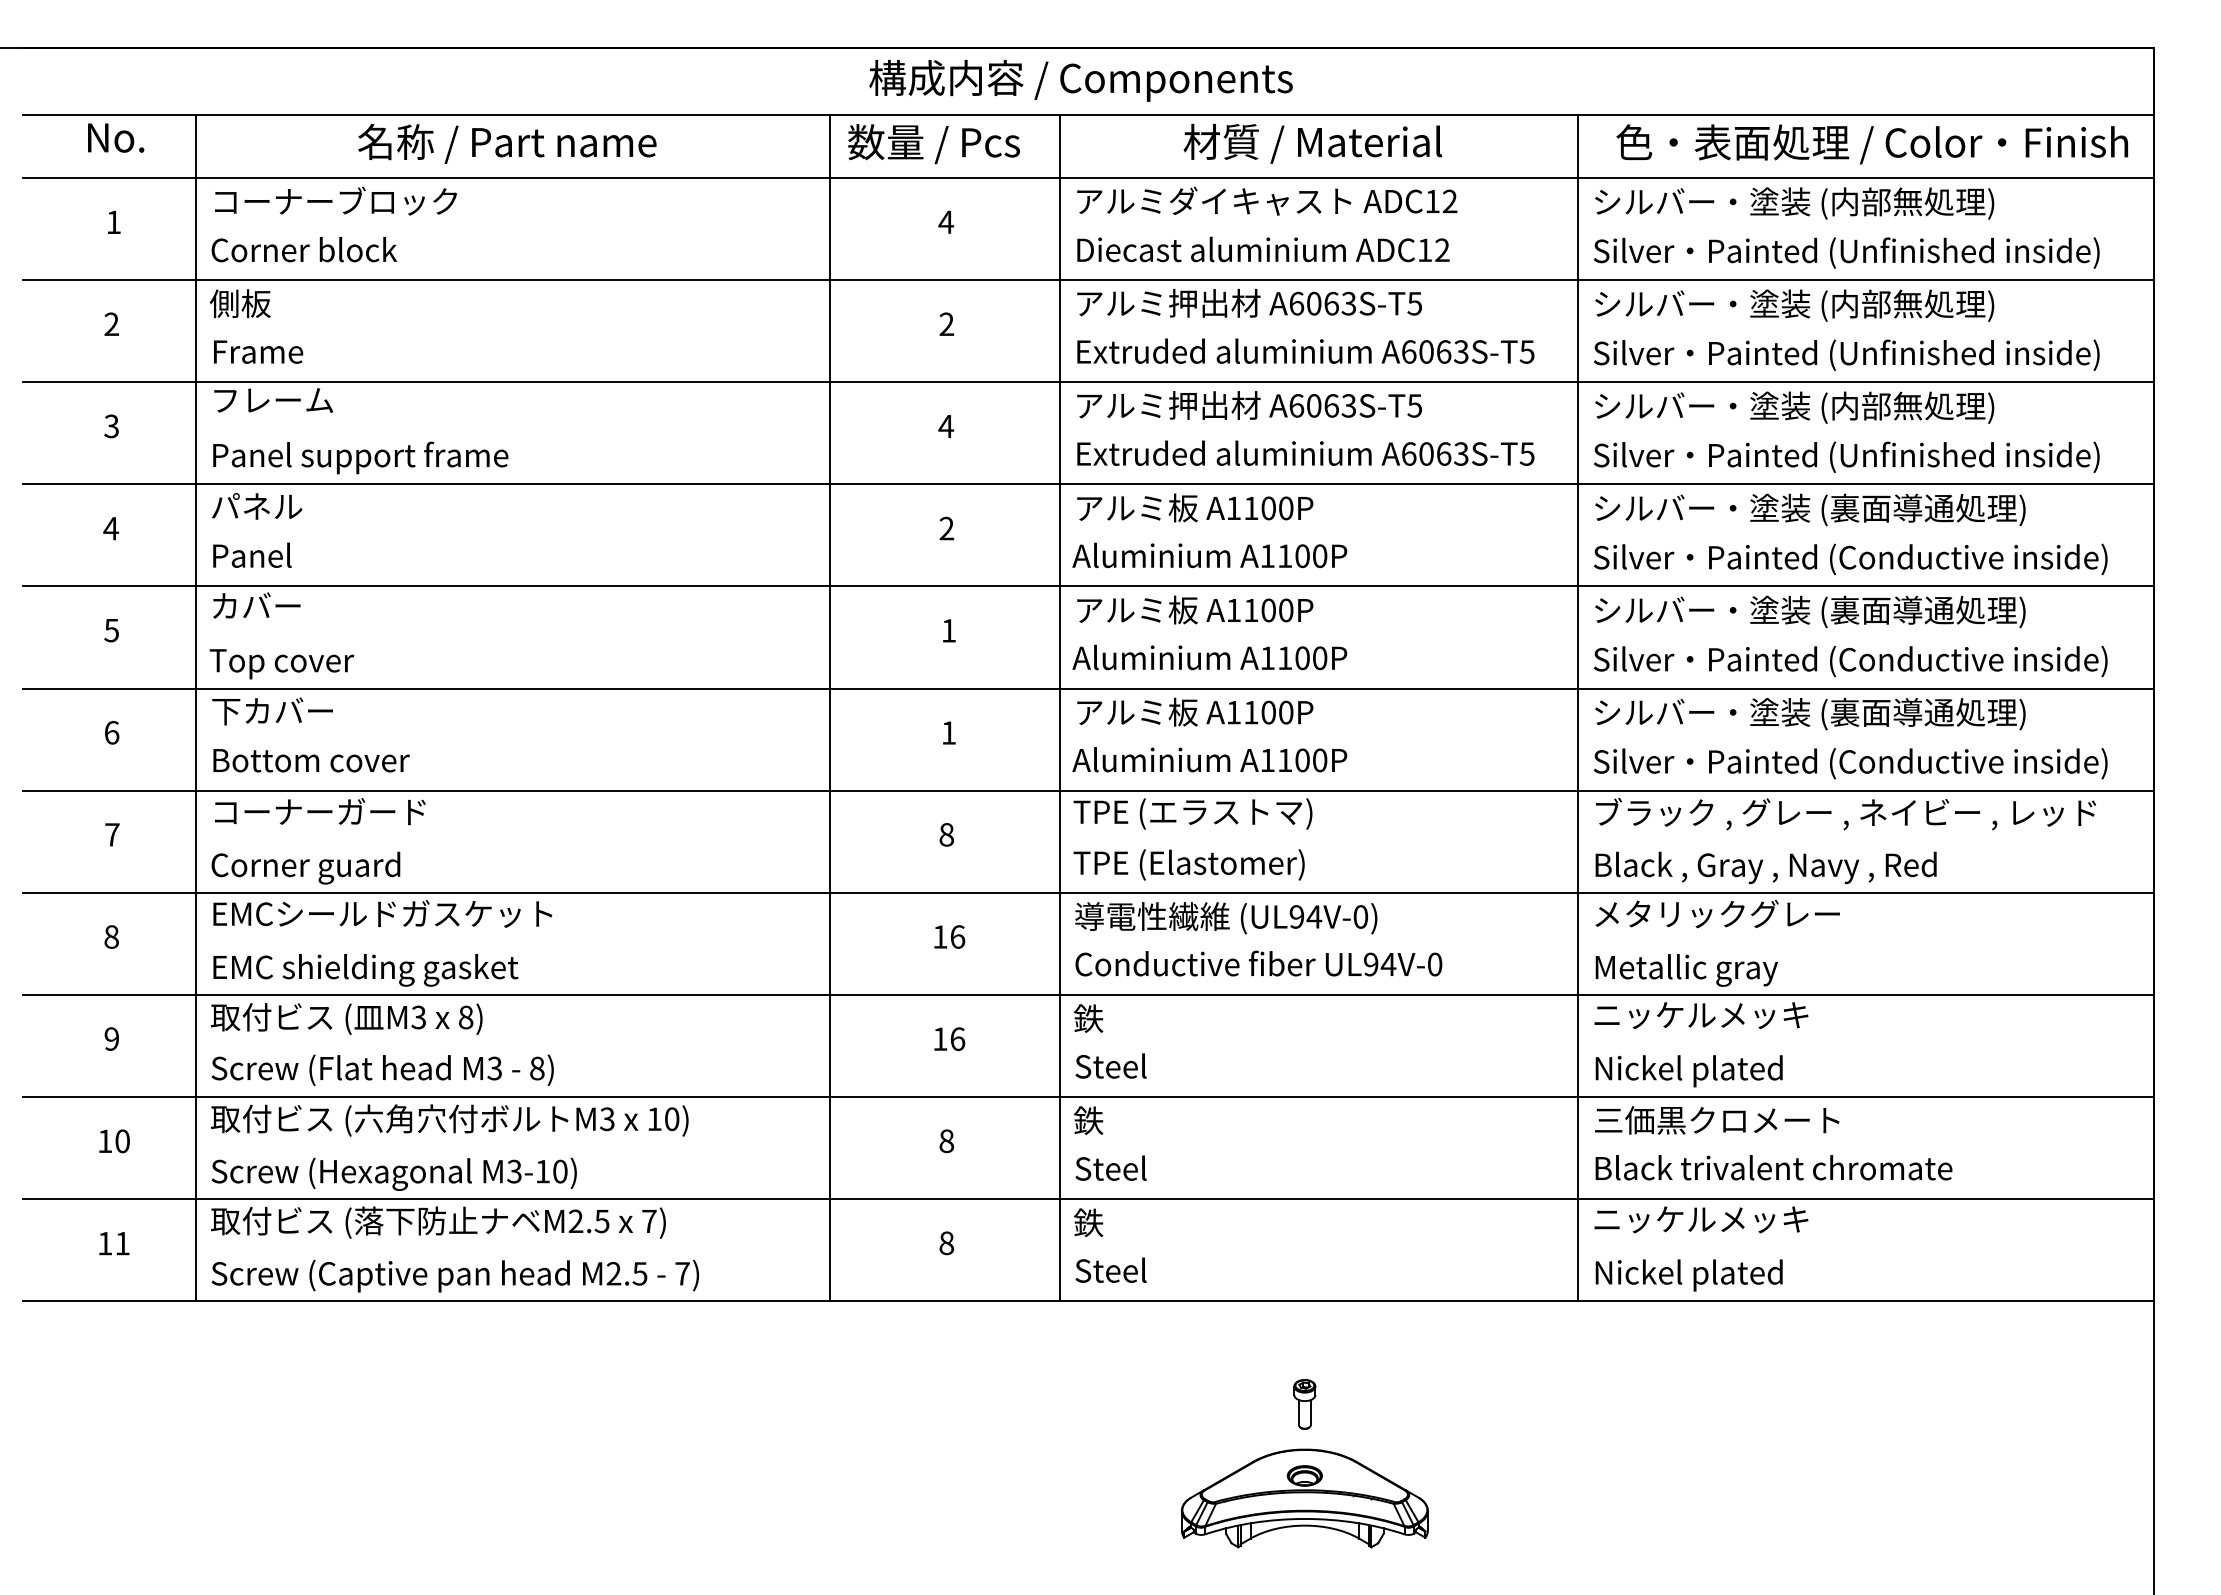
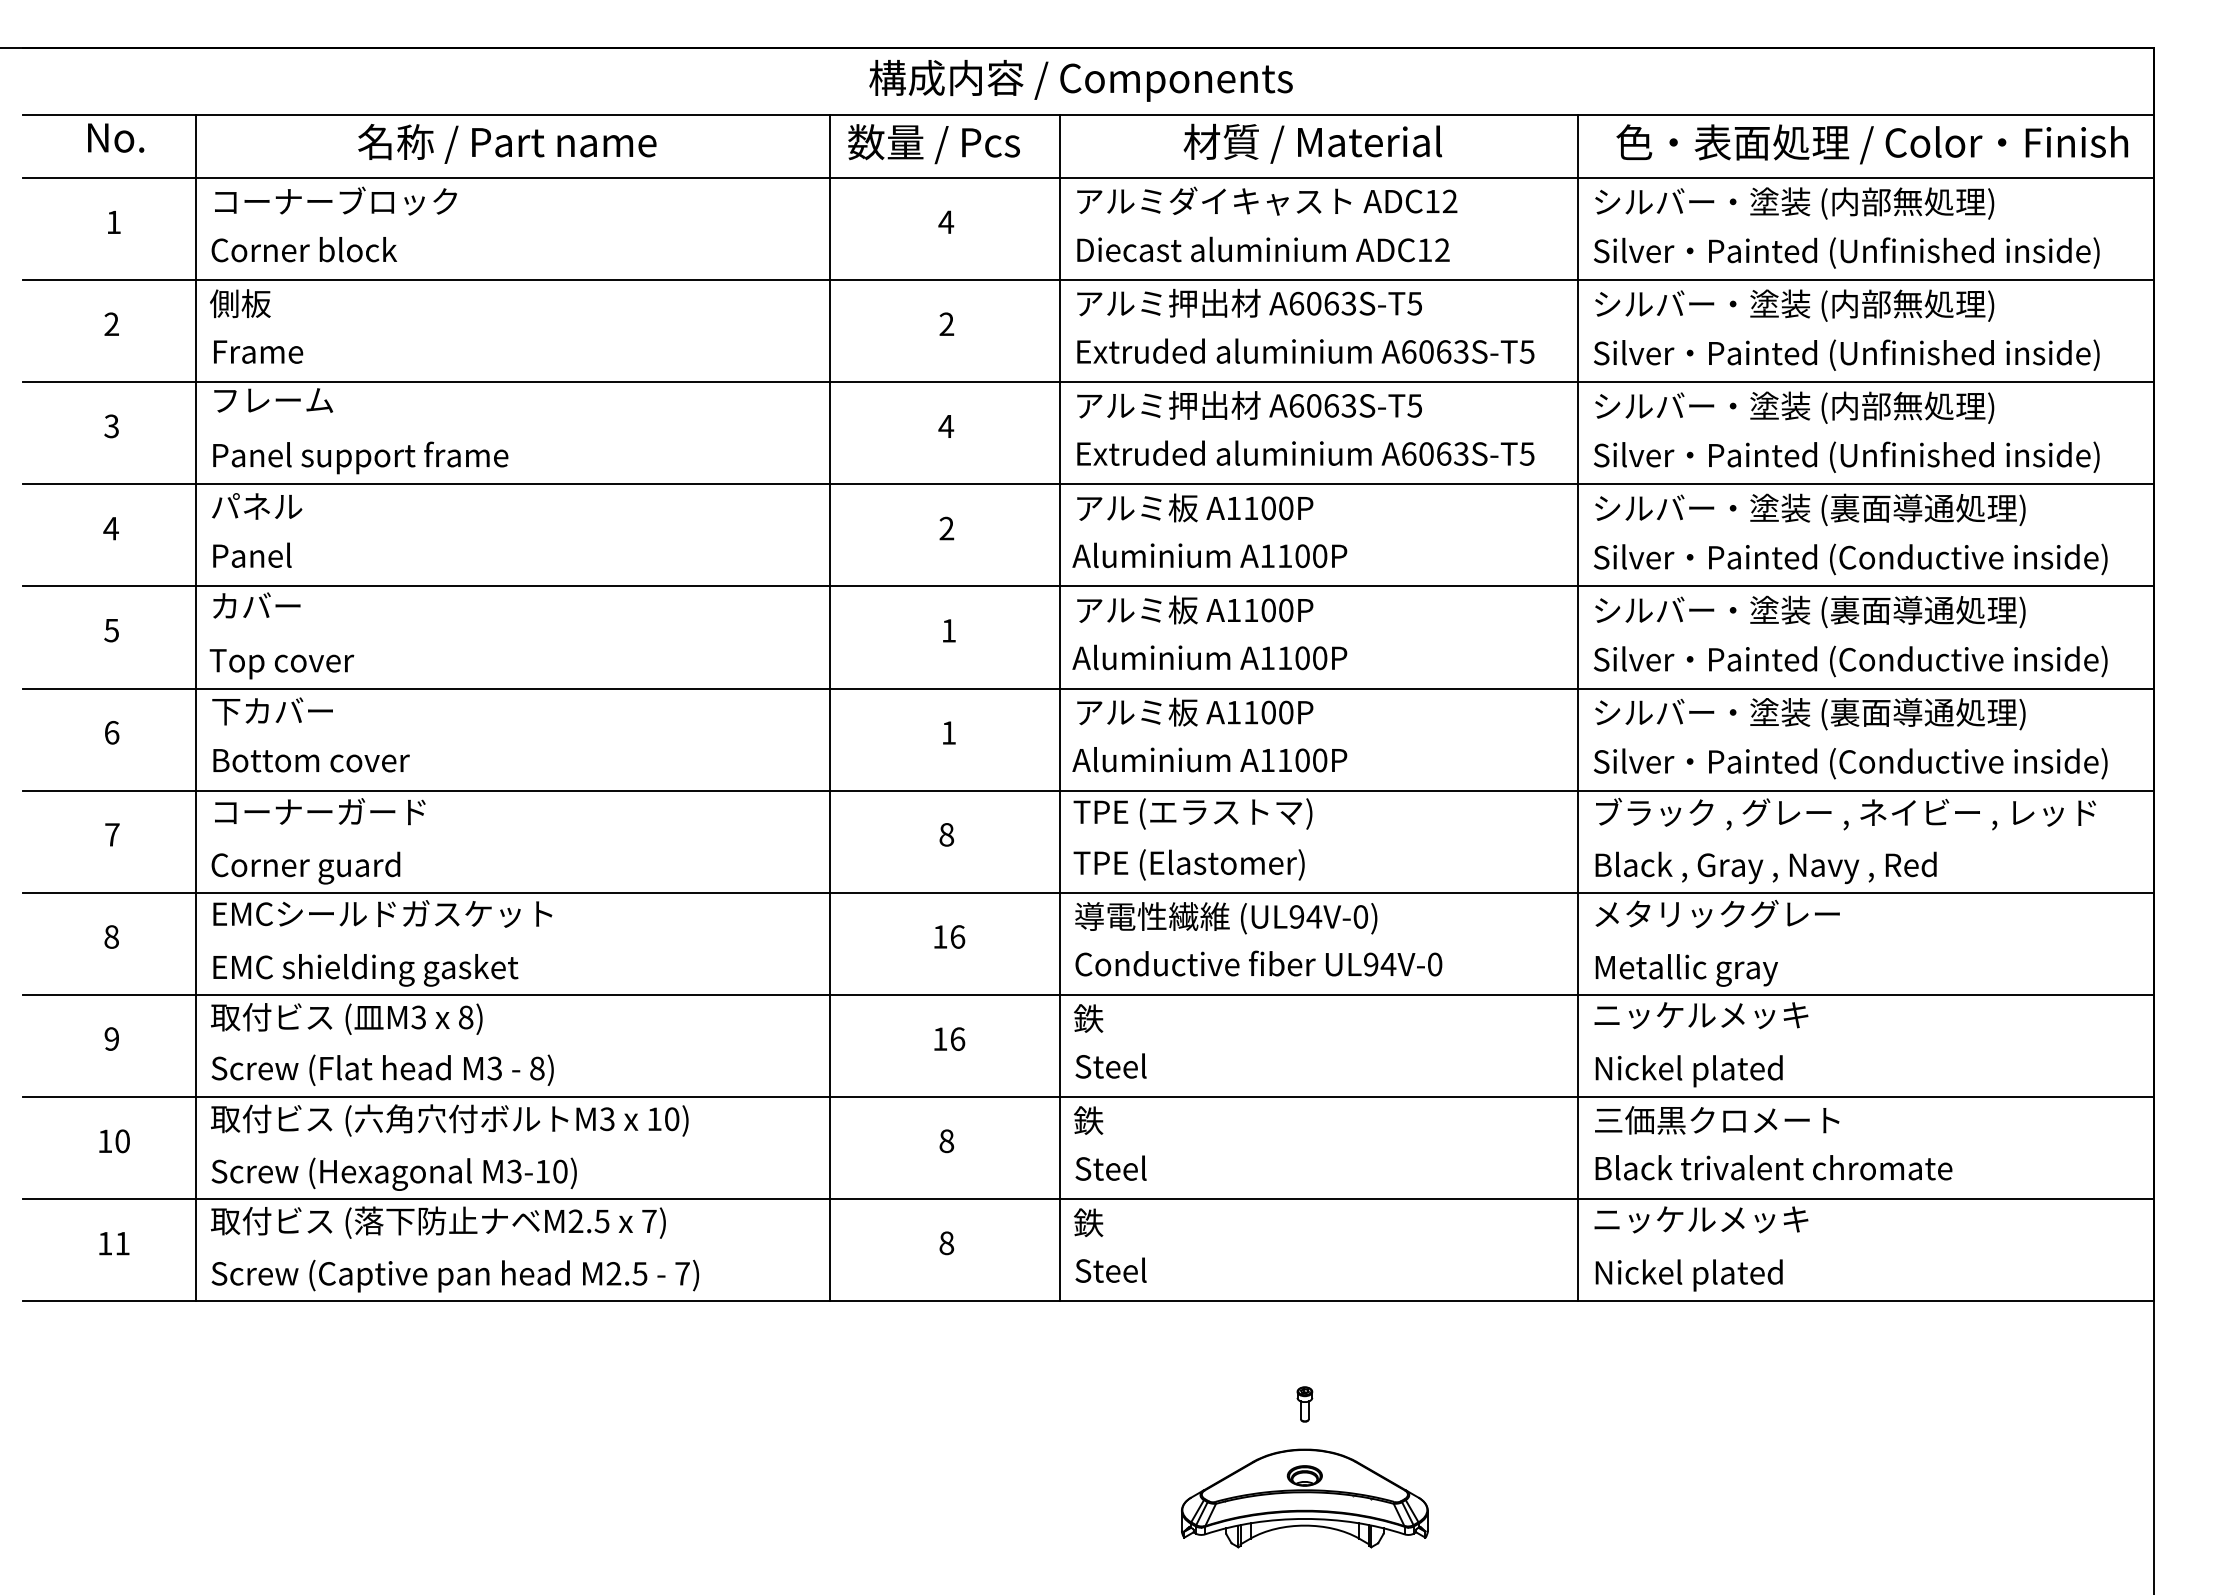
part size: 24x51 px -> 18x37 px (1304, 1404)
